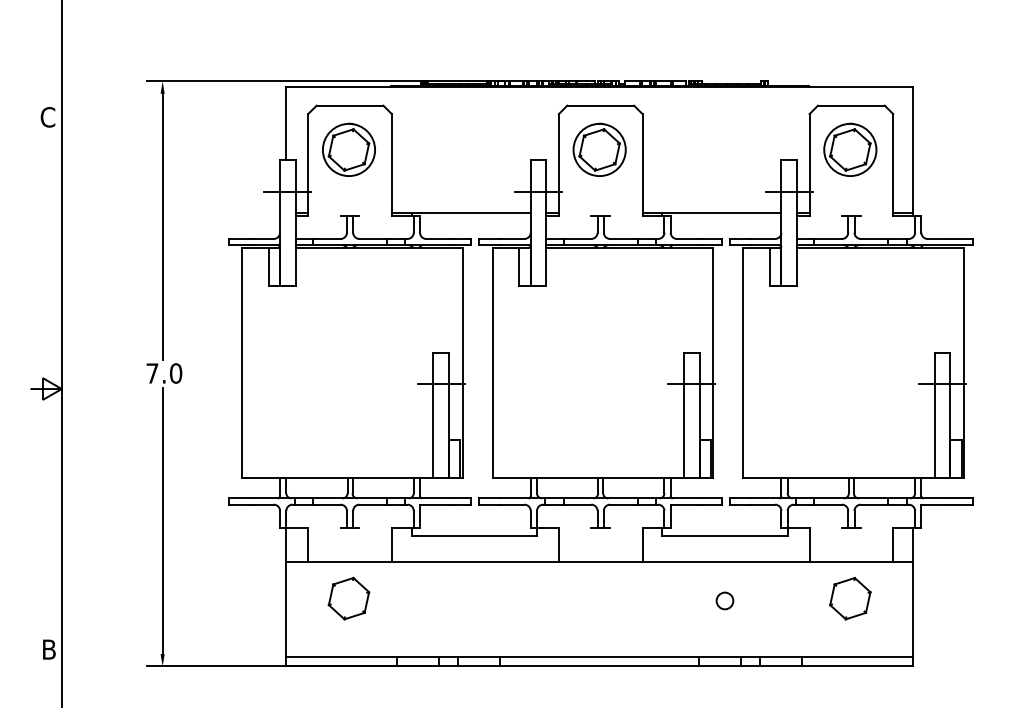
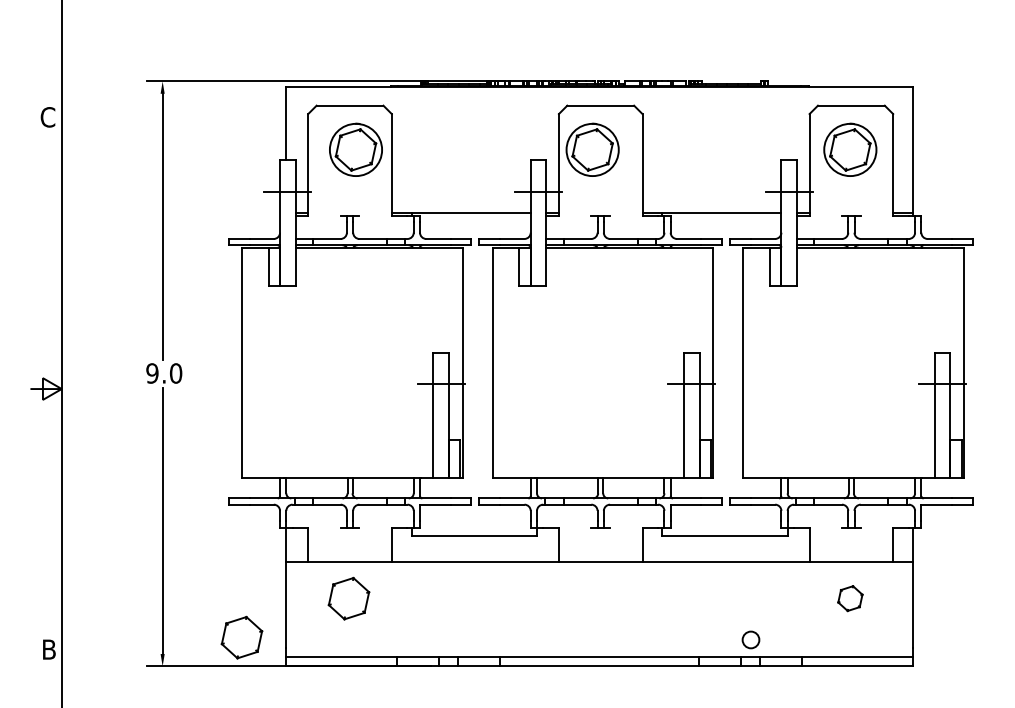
part position: (348, 149) -> (355, 149) (355, 149)
part position: (599, 149) -> (592, 149) (592, 149)
text: 7.0 -> 9.0 (152, 373)
part size: 43x45 px -> 27x28 px (850, 598)
circle position: (724, 600) -> (750, 639) (750, 639)
part: none -> present (241, 637)
